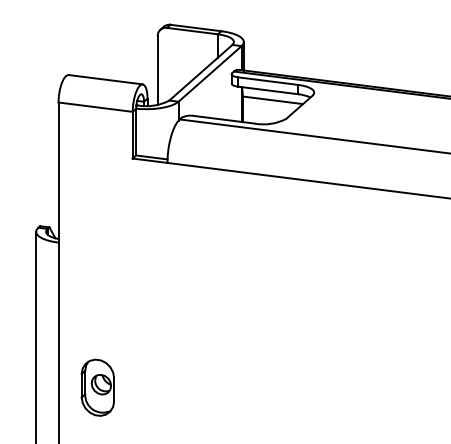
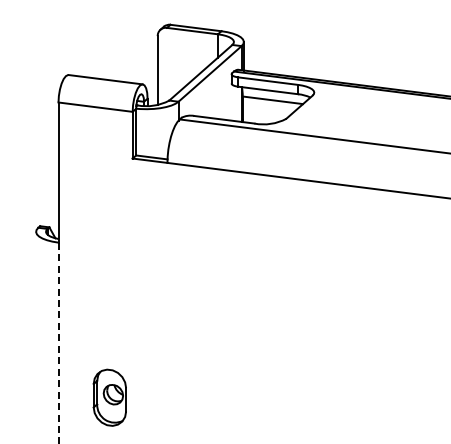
line: present -> none (36, 335)
line: solid -> dashed (58, 343)
part position: (97, 387) -> (109, 397) (109, 397)
